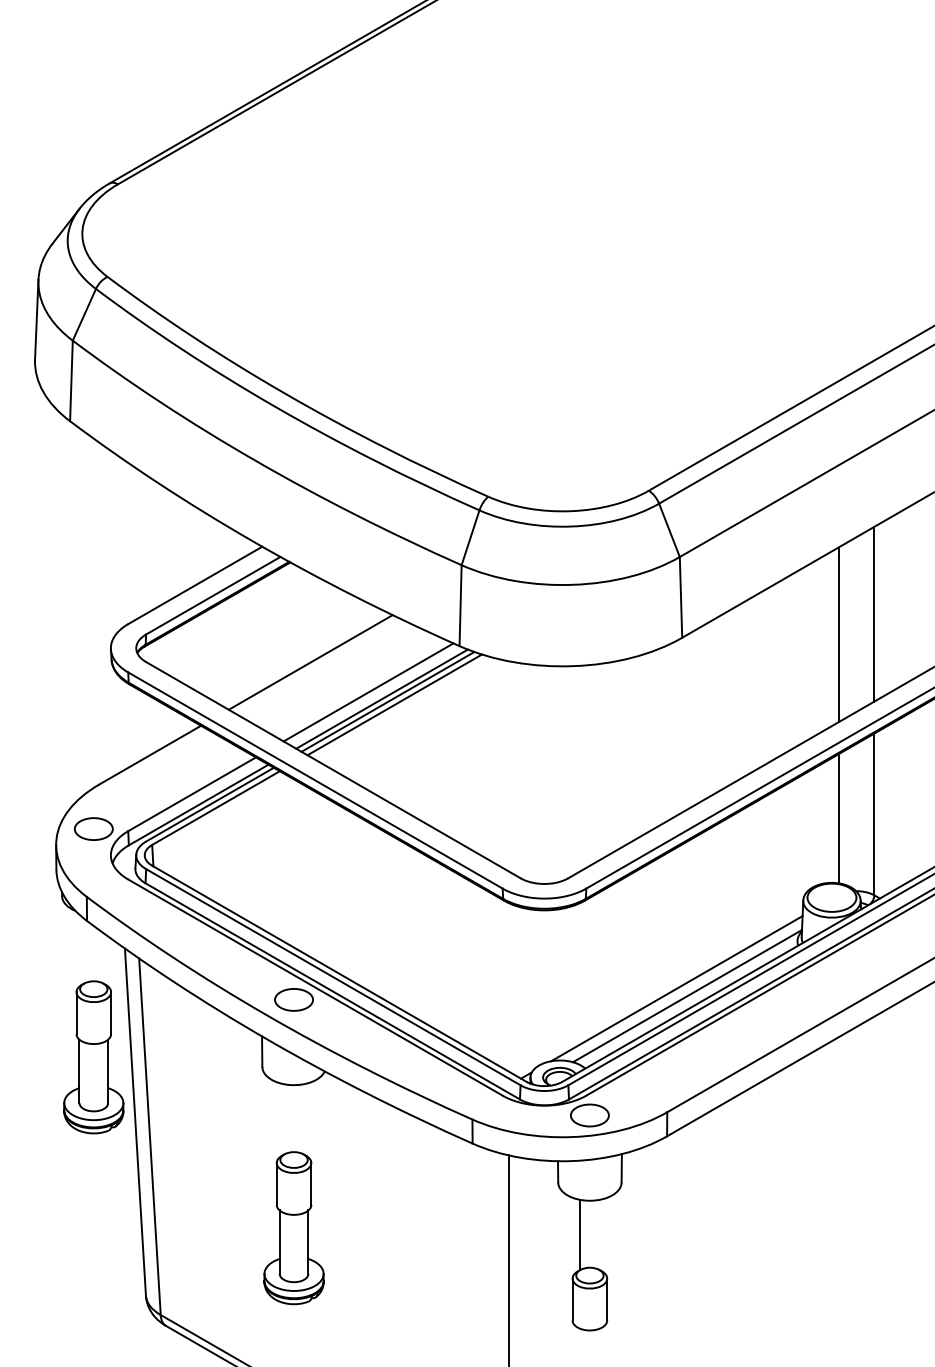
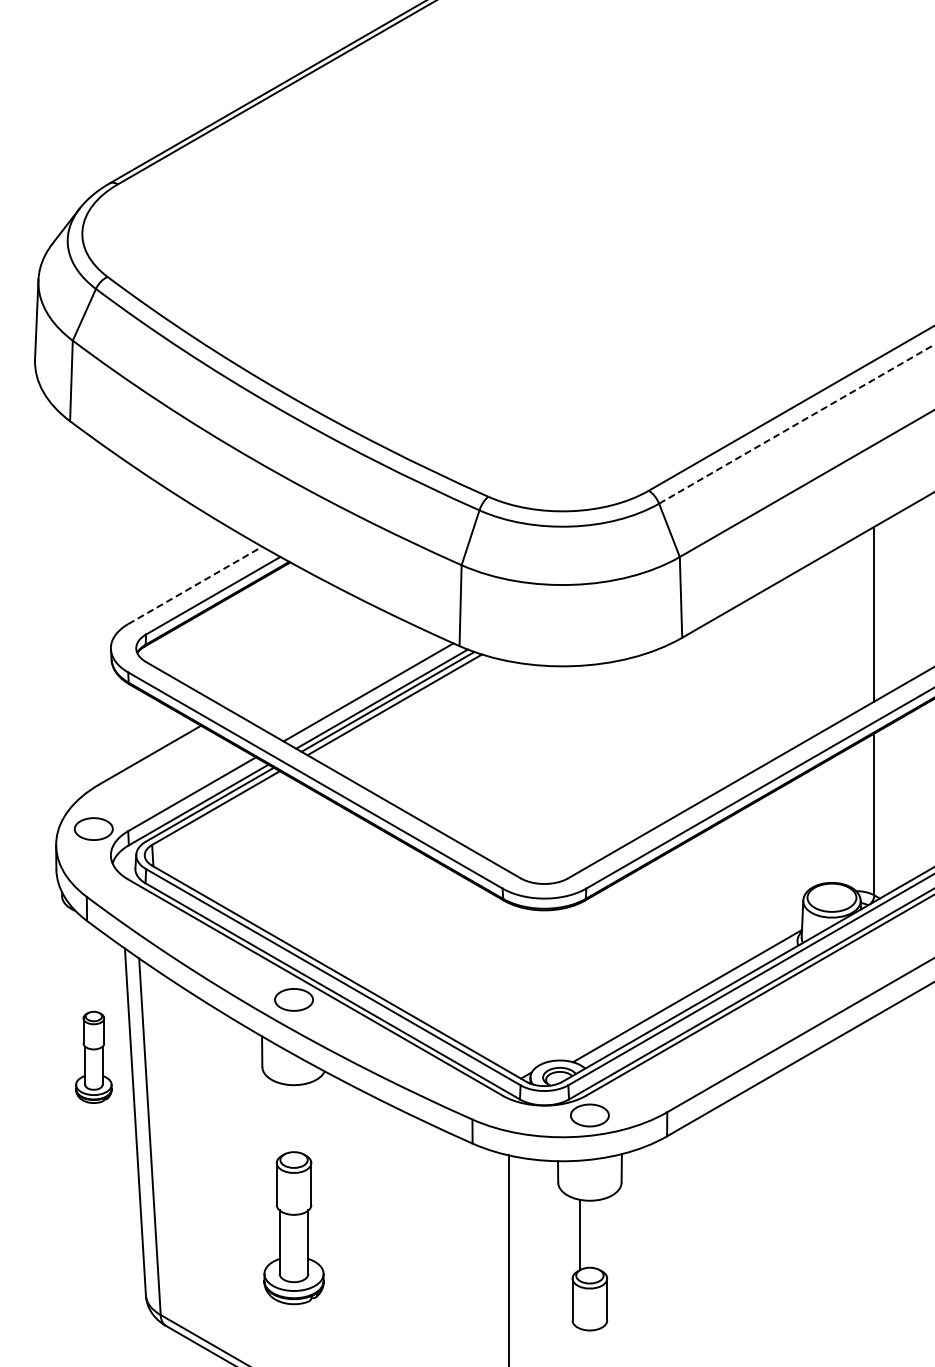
line: solid -> dashed (796, 424)
line: solid -> dashed (195, 585)
line: present -> none (838, 634)
line: present -> none (310, 662)
line: present -> none (838, 818)
line: present -> none (676, 988)
part size: 62x155 px -> 38x94 px (93, 1056)
